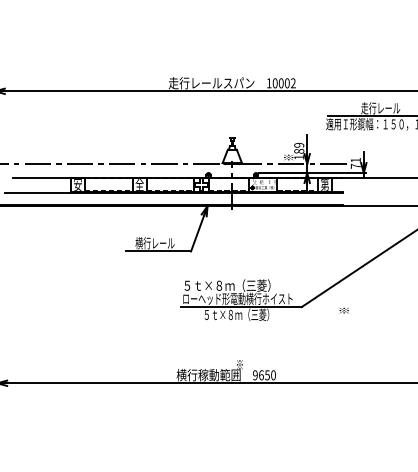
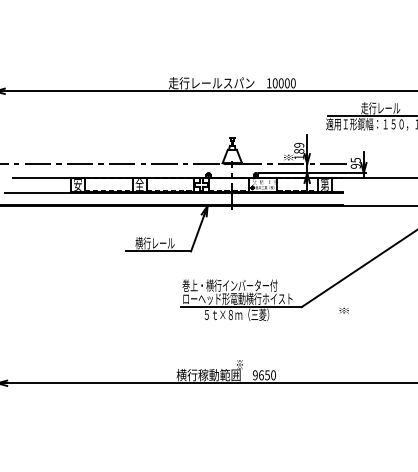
text: 10002 -> 10000 (293, 83)
text: 71 -> 95 (355, 162)
text: ５ｔ×８ｍ（三菱） -> 巻上・横行インバーター付 (229, 285)
